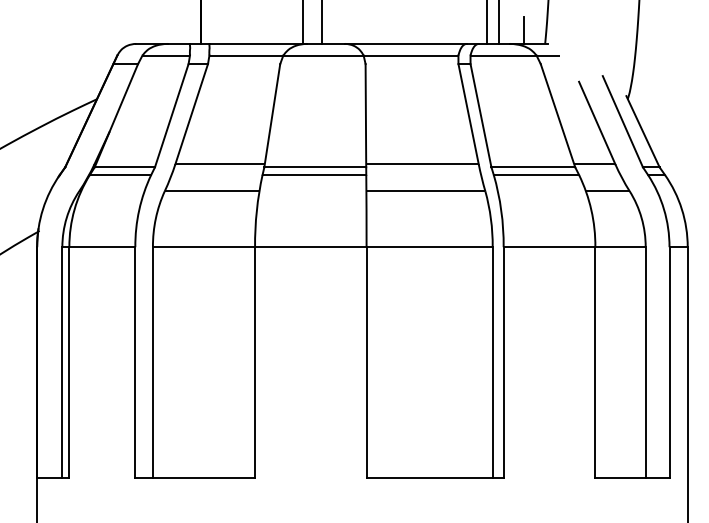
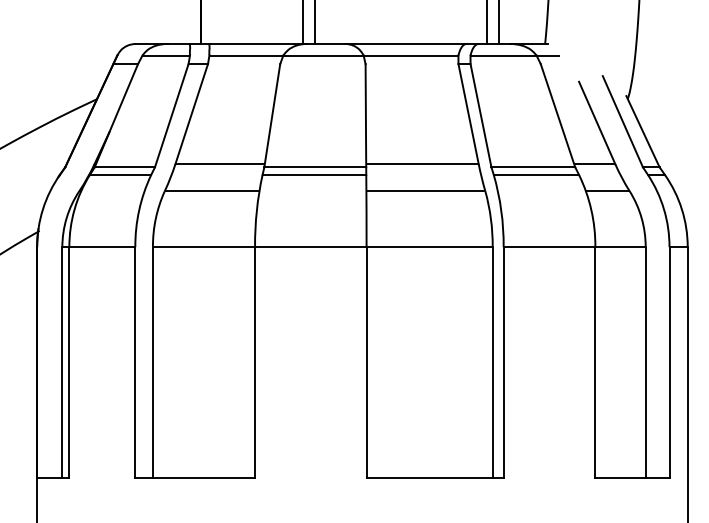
line position: (322, 22) -> (315, 22) (315, 22)
line: present -> none (523, 29)
